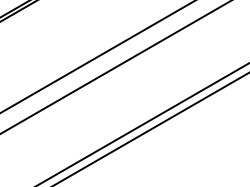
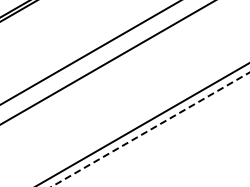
line position: (97, 56) -> (90, 52) (90, 52)
line position: (115, 67) -> (107, 62) (107, 62)
line: solid -> dashed (150, 129)
